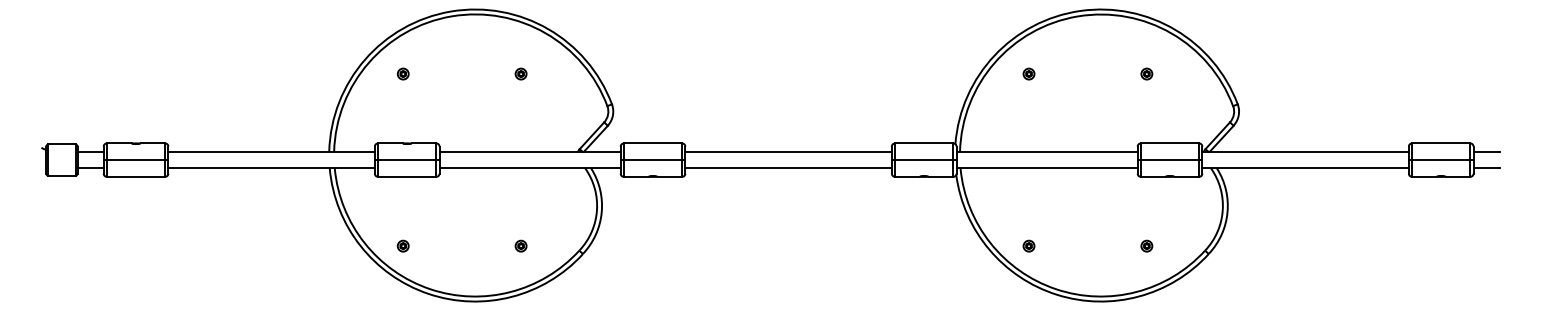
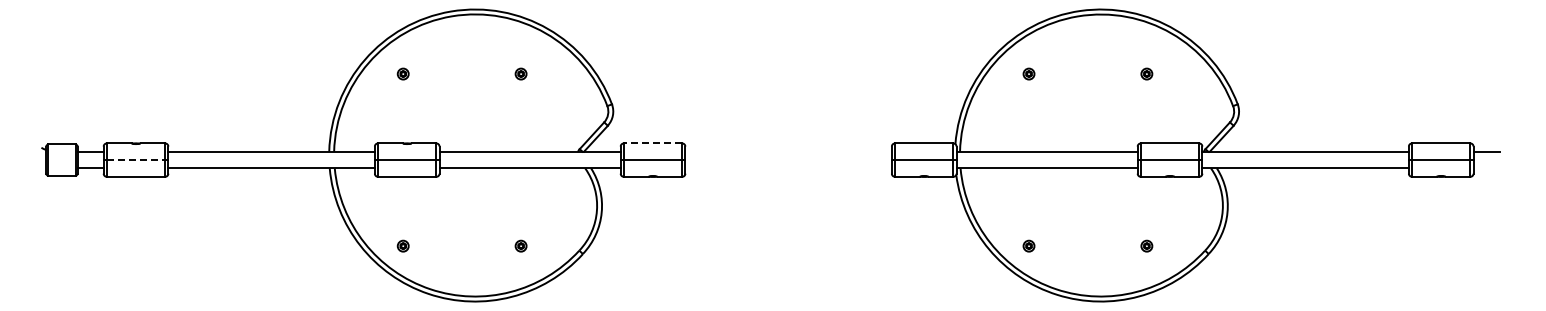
line: solid -> dashed (652, 143)
line: present -> none (788, 151)
line: solid -> dashed (136, 160)
line: present -> none (788, 168)
line: present -> none (1486, 168)
